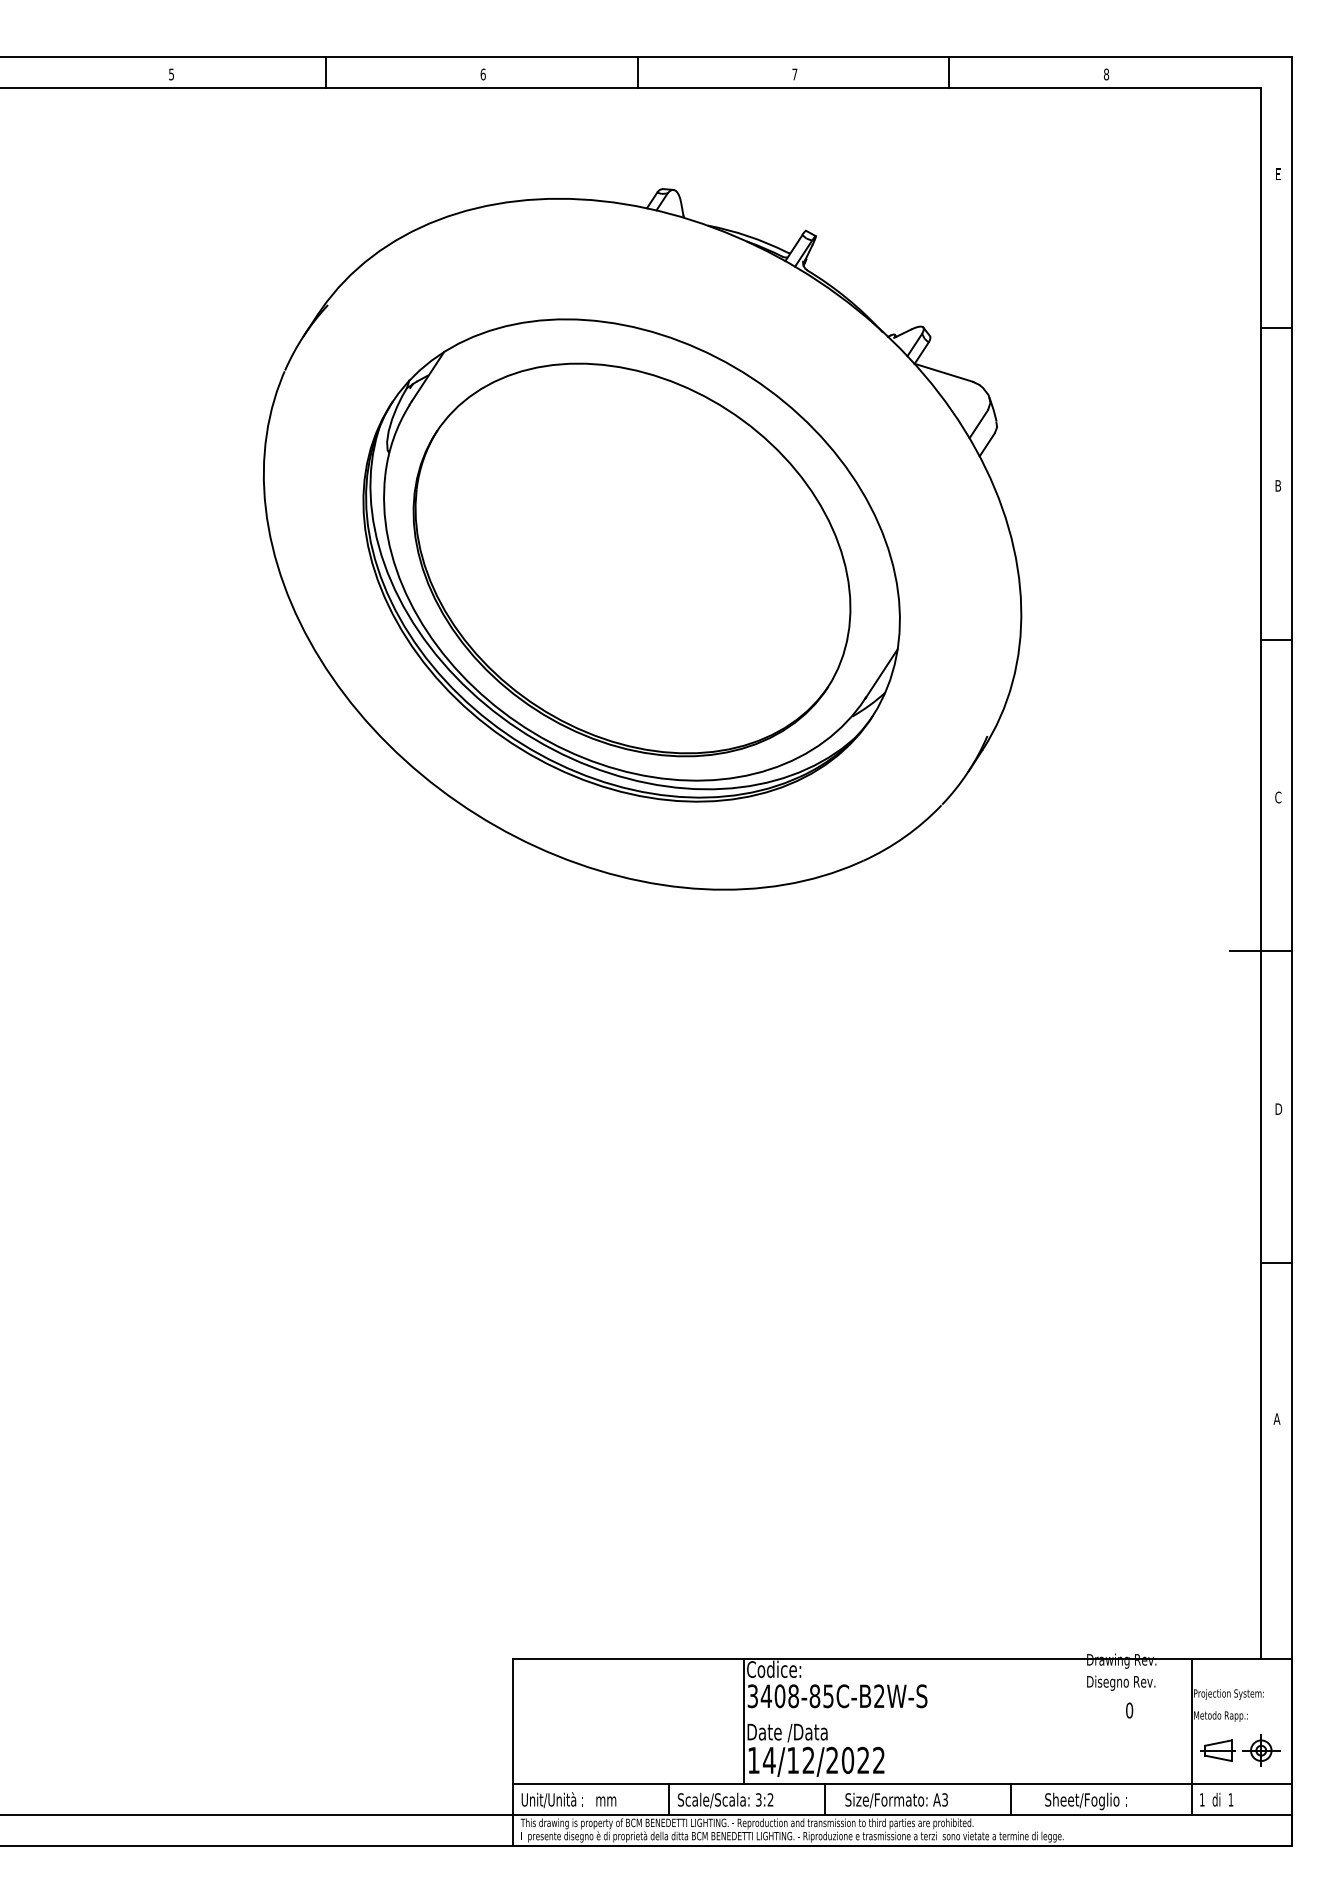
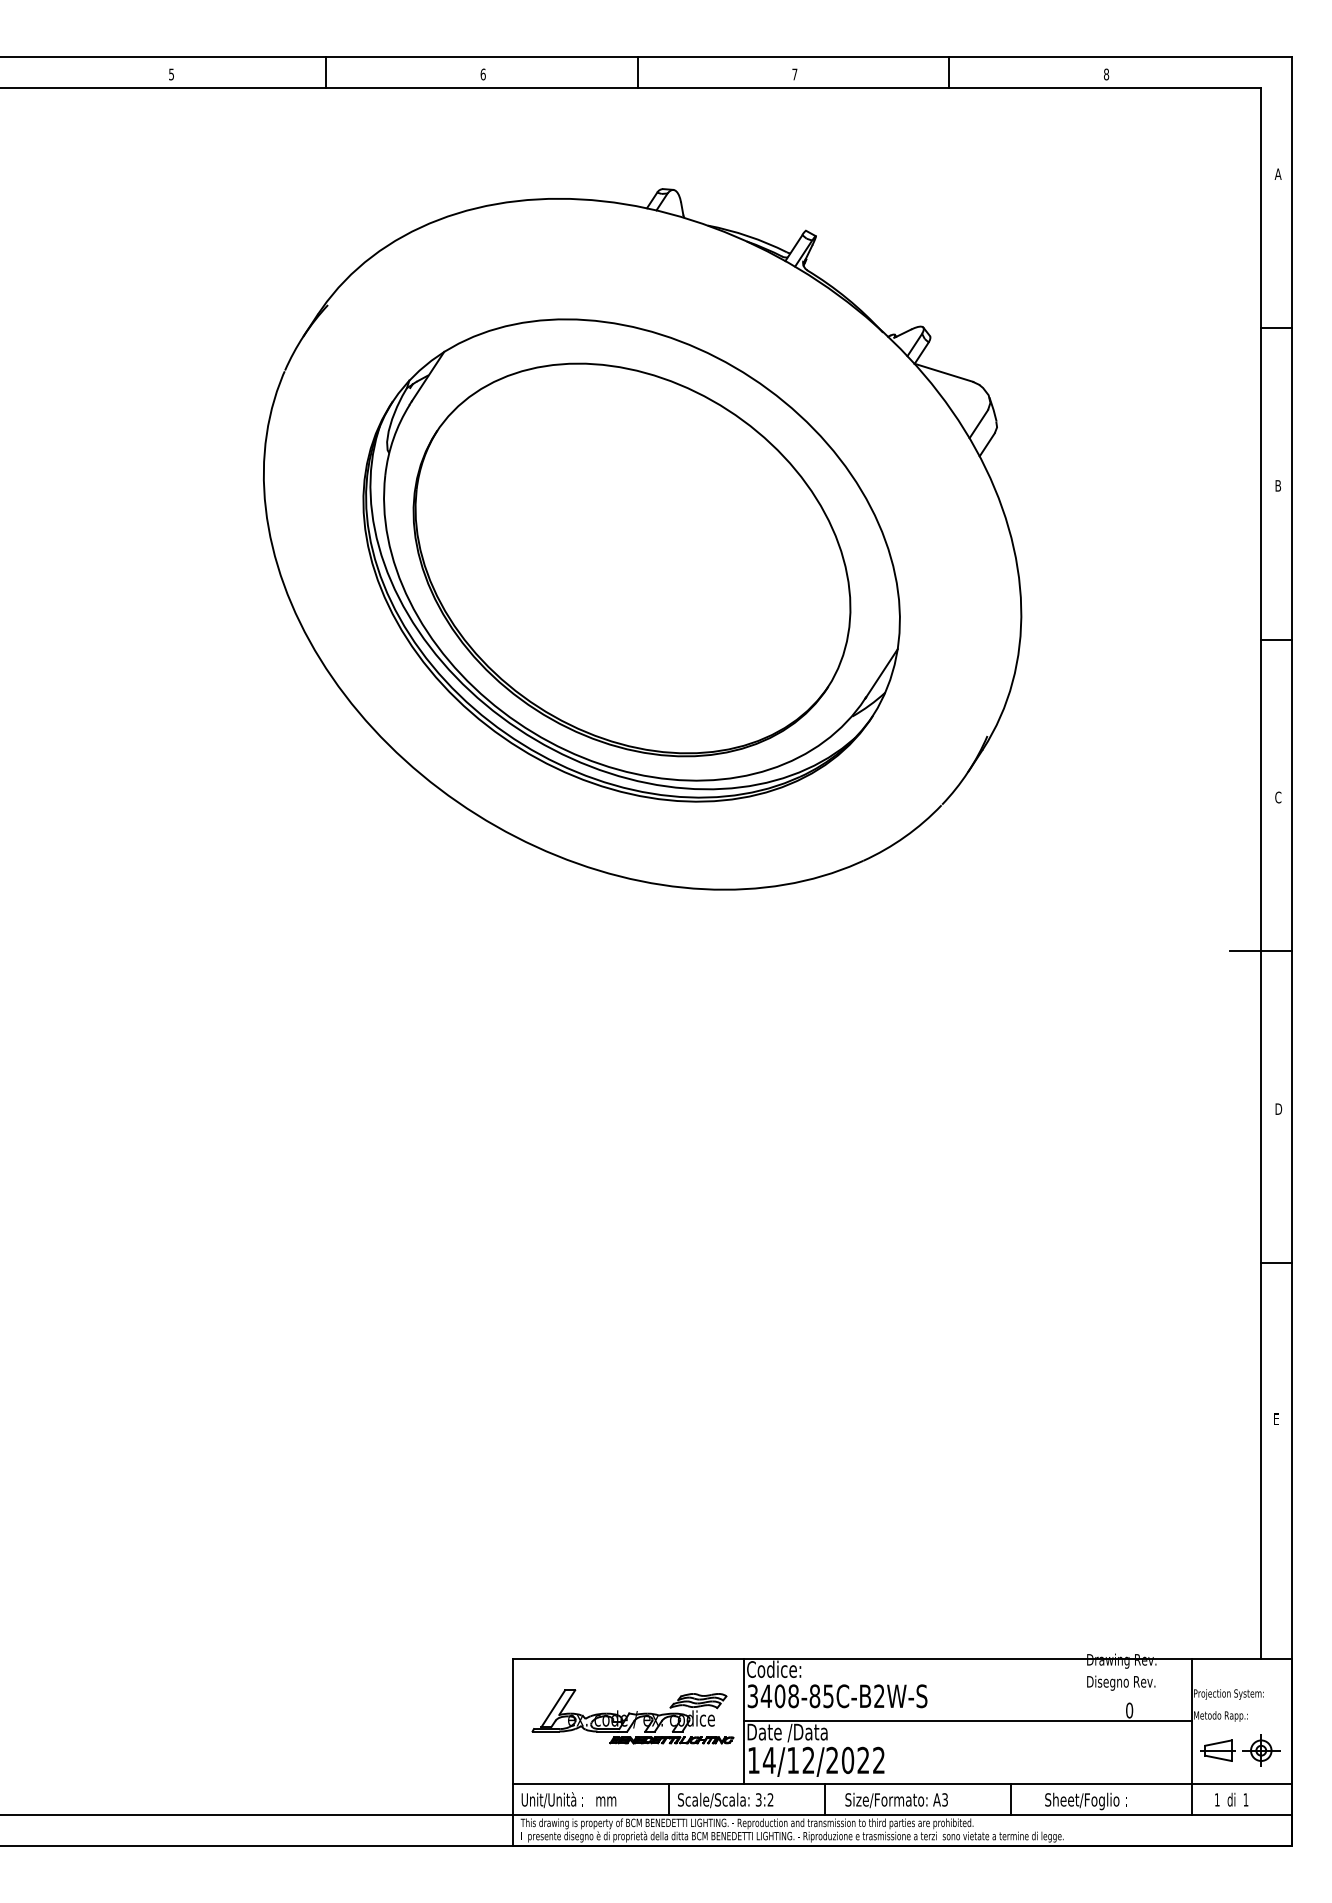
text: E -> A (1277, 173)
text: A -> E (1276, 1418)
part: none -> present (632, 1716)
line: none -> present (967, 1721)
text position: (1216, 1799) -> (1231, 1799) (1231, 1799)
